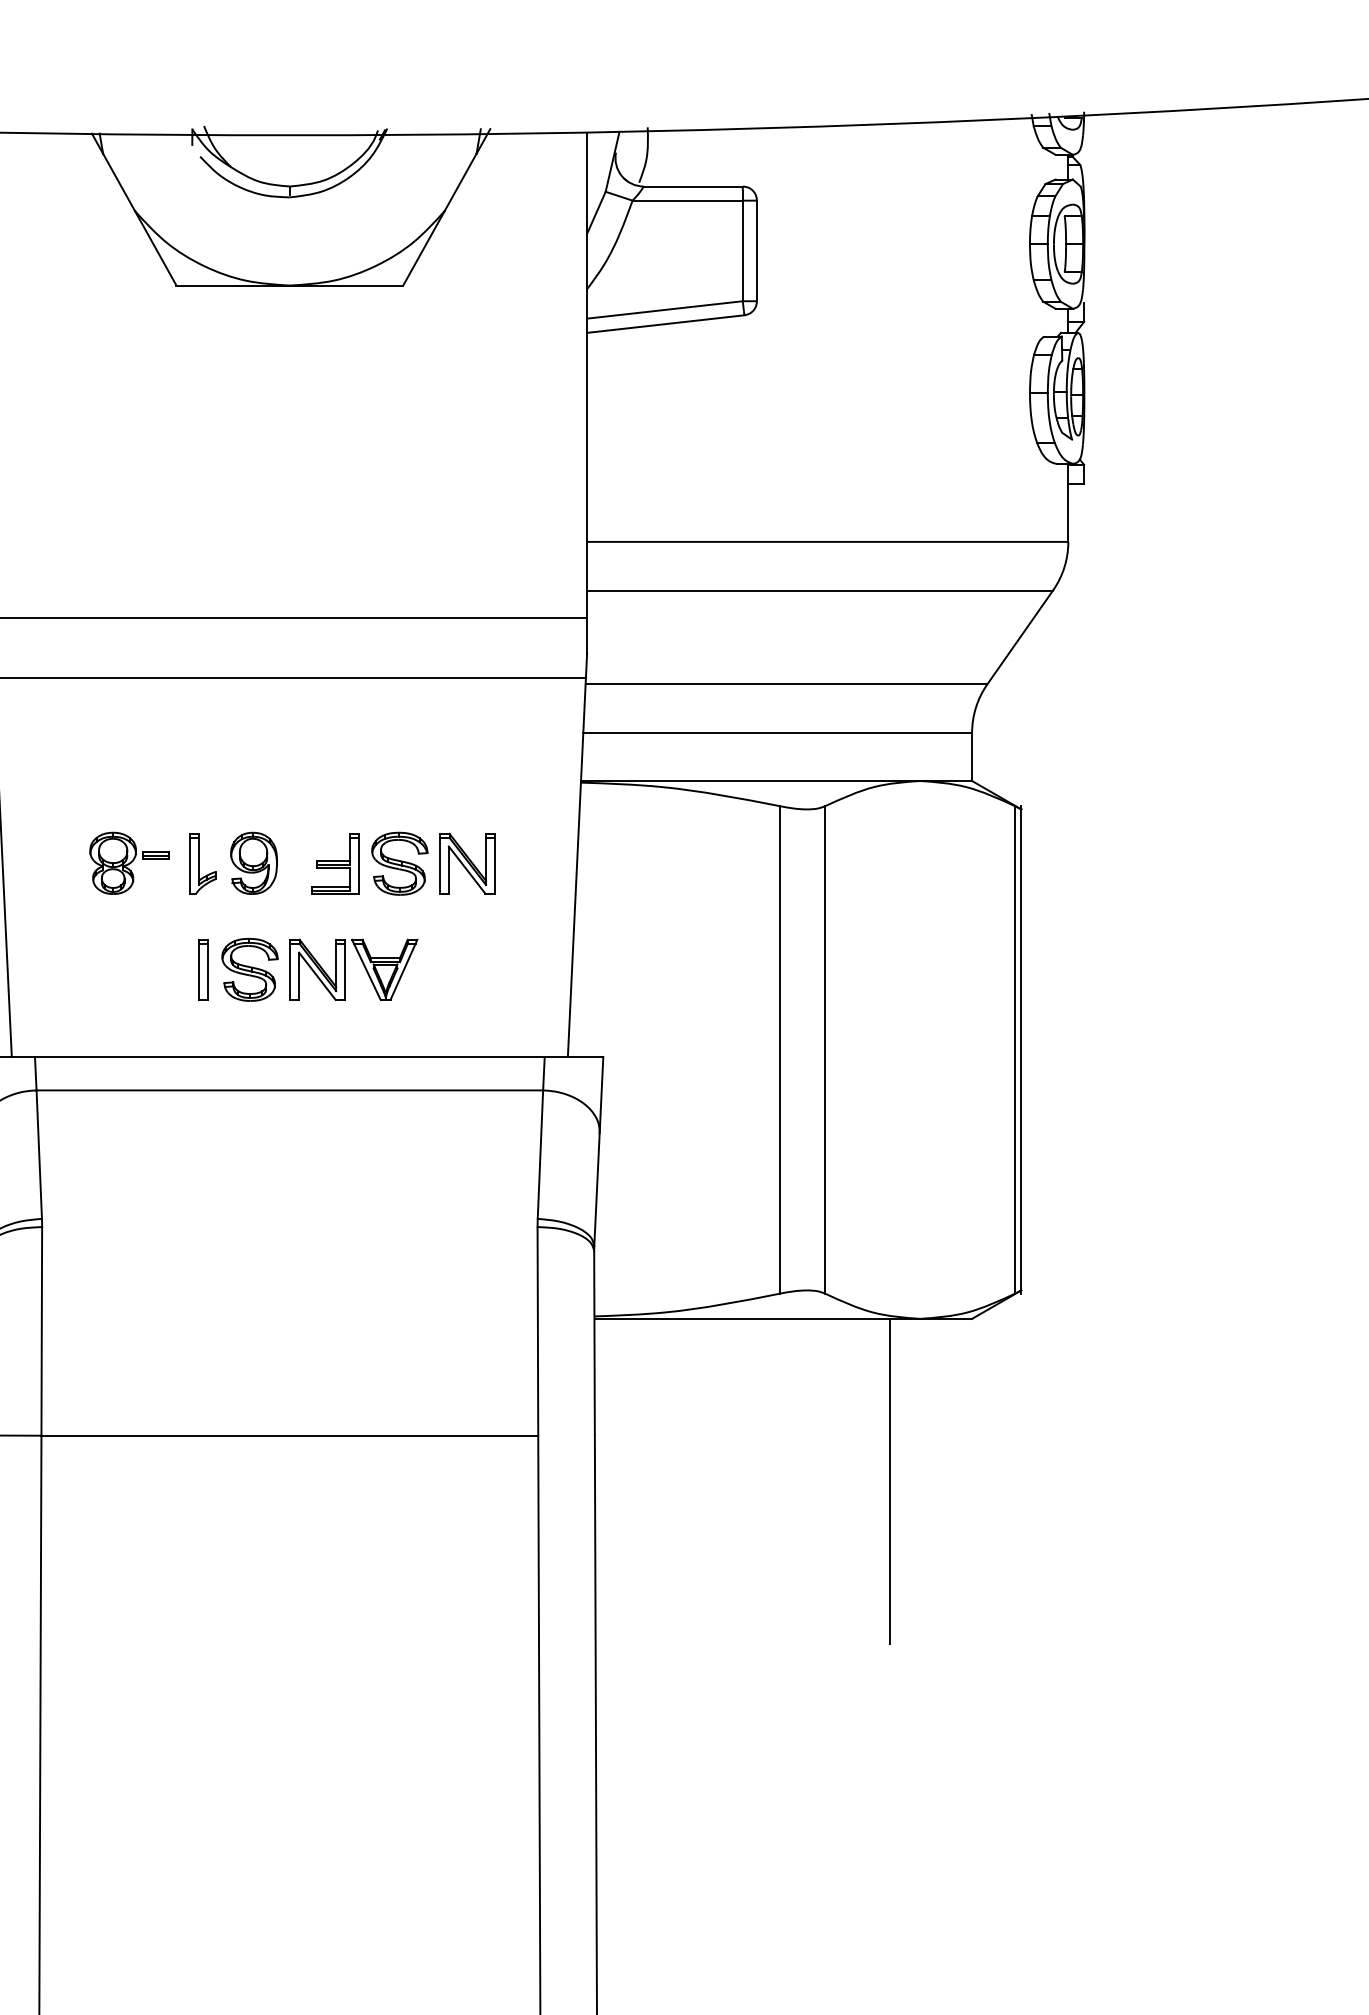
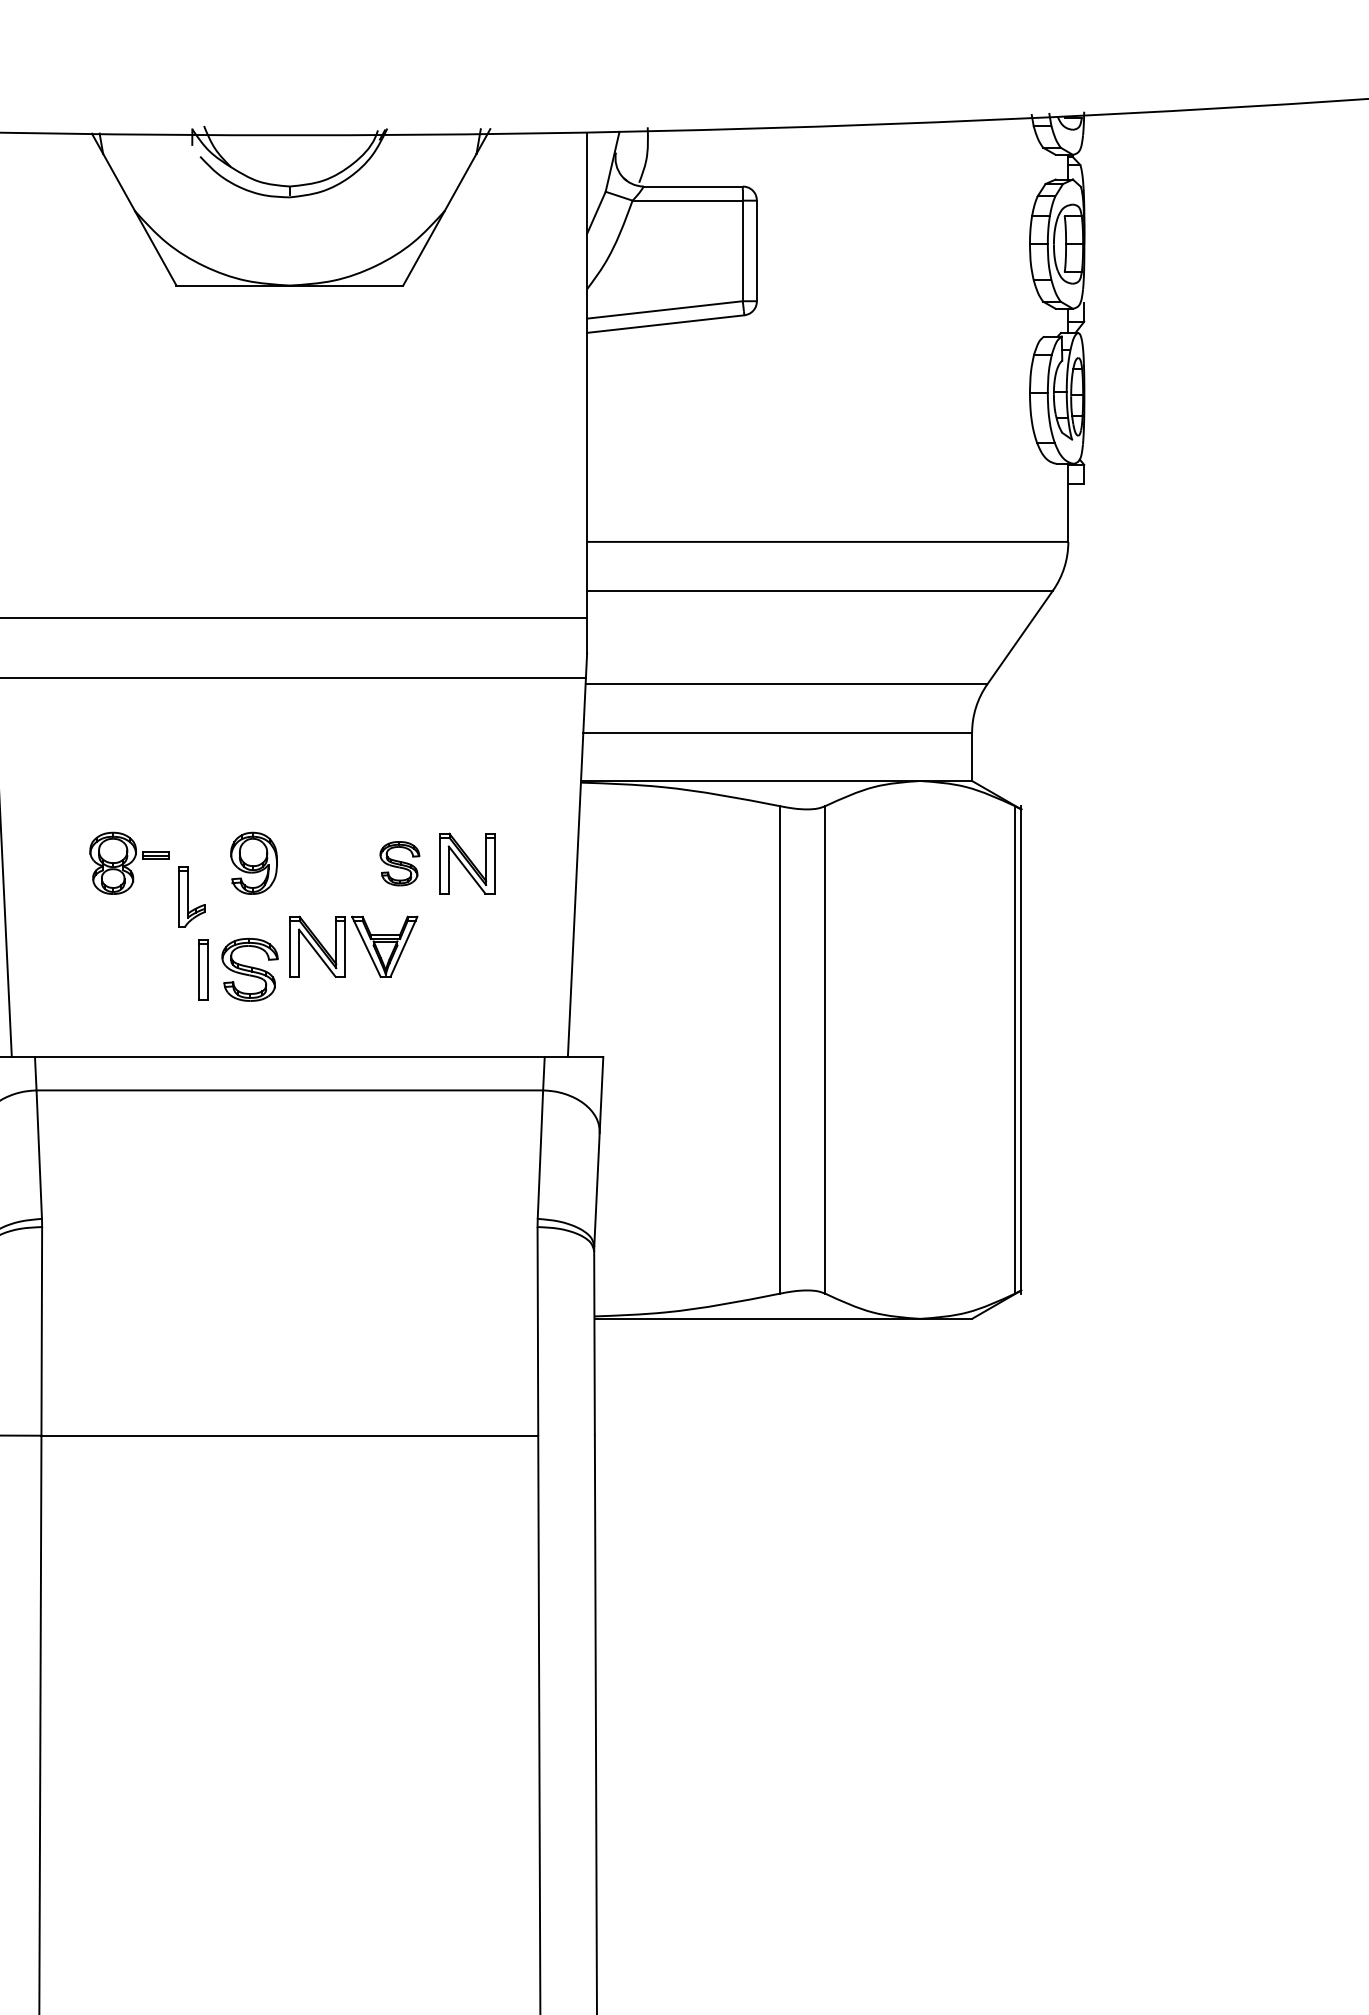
part position: (202, 863) -> (191, 896) (191, 896)
part: present -> none (335, 863)
part size: 58x65 px -> 42x46 px (399, 863)
part position: (345, 969) -> (345, 946) (345, 946)
line: present -> none (890, 1481)
